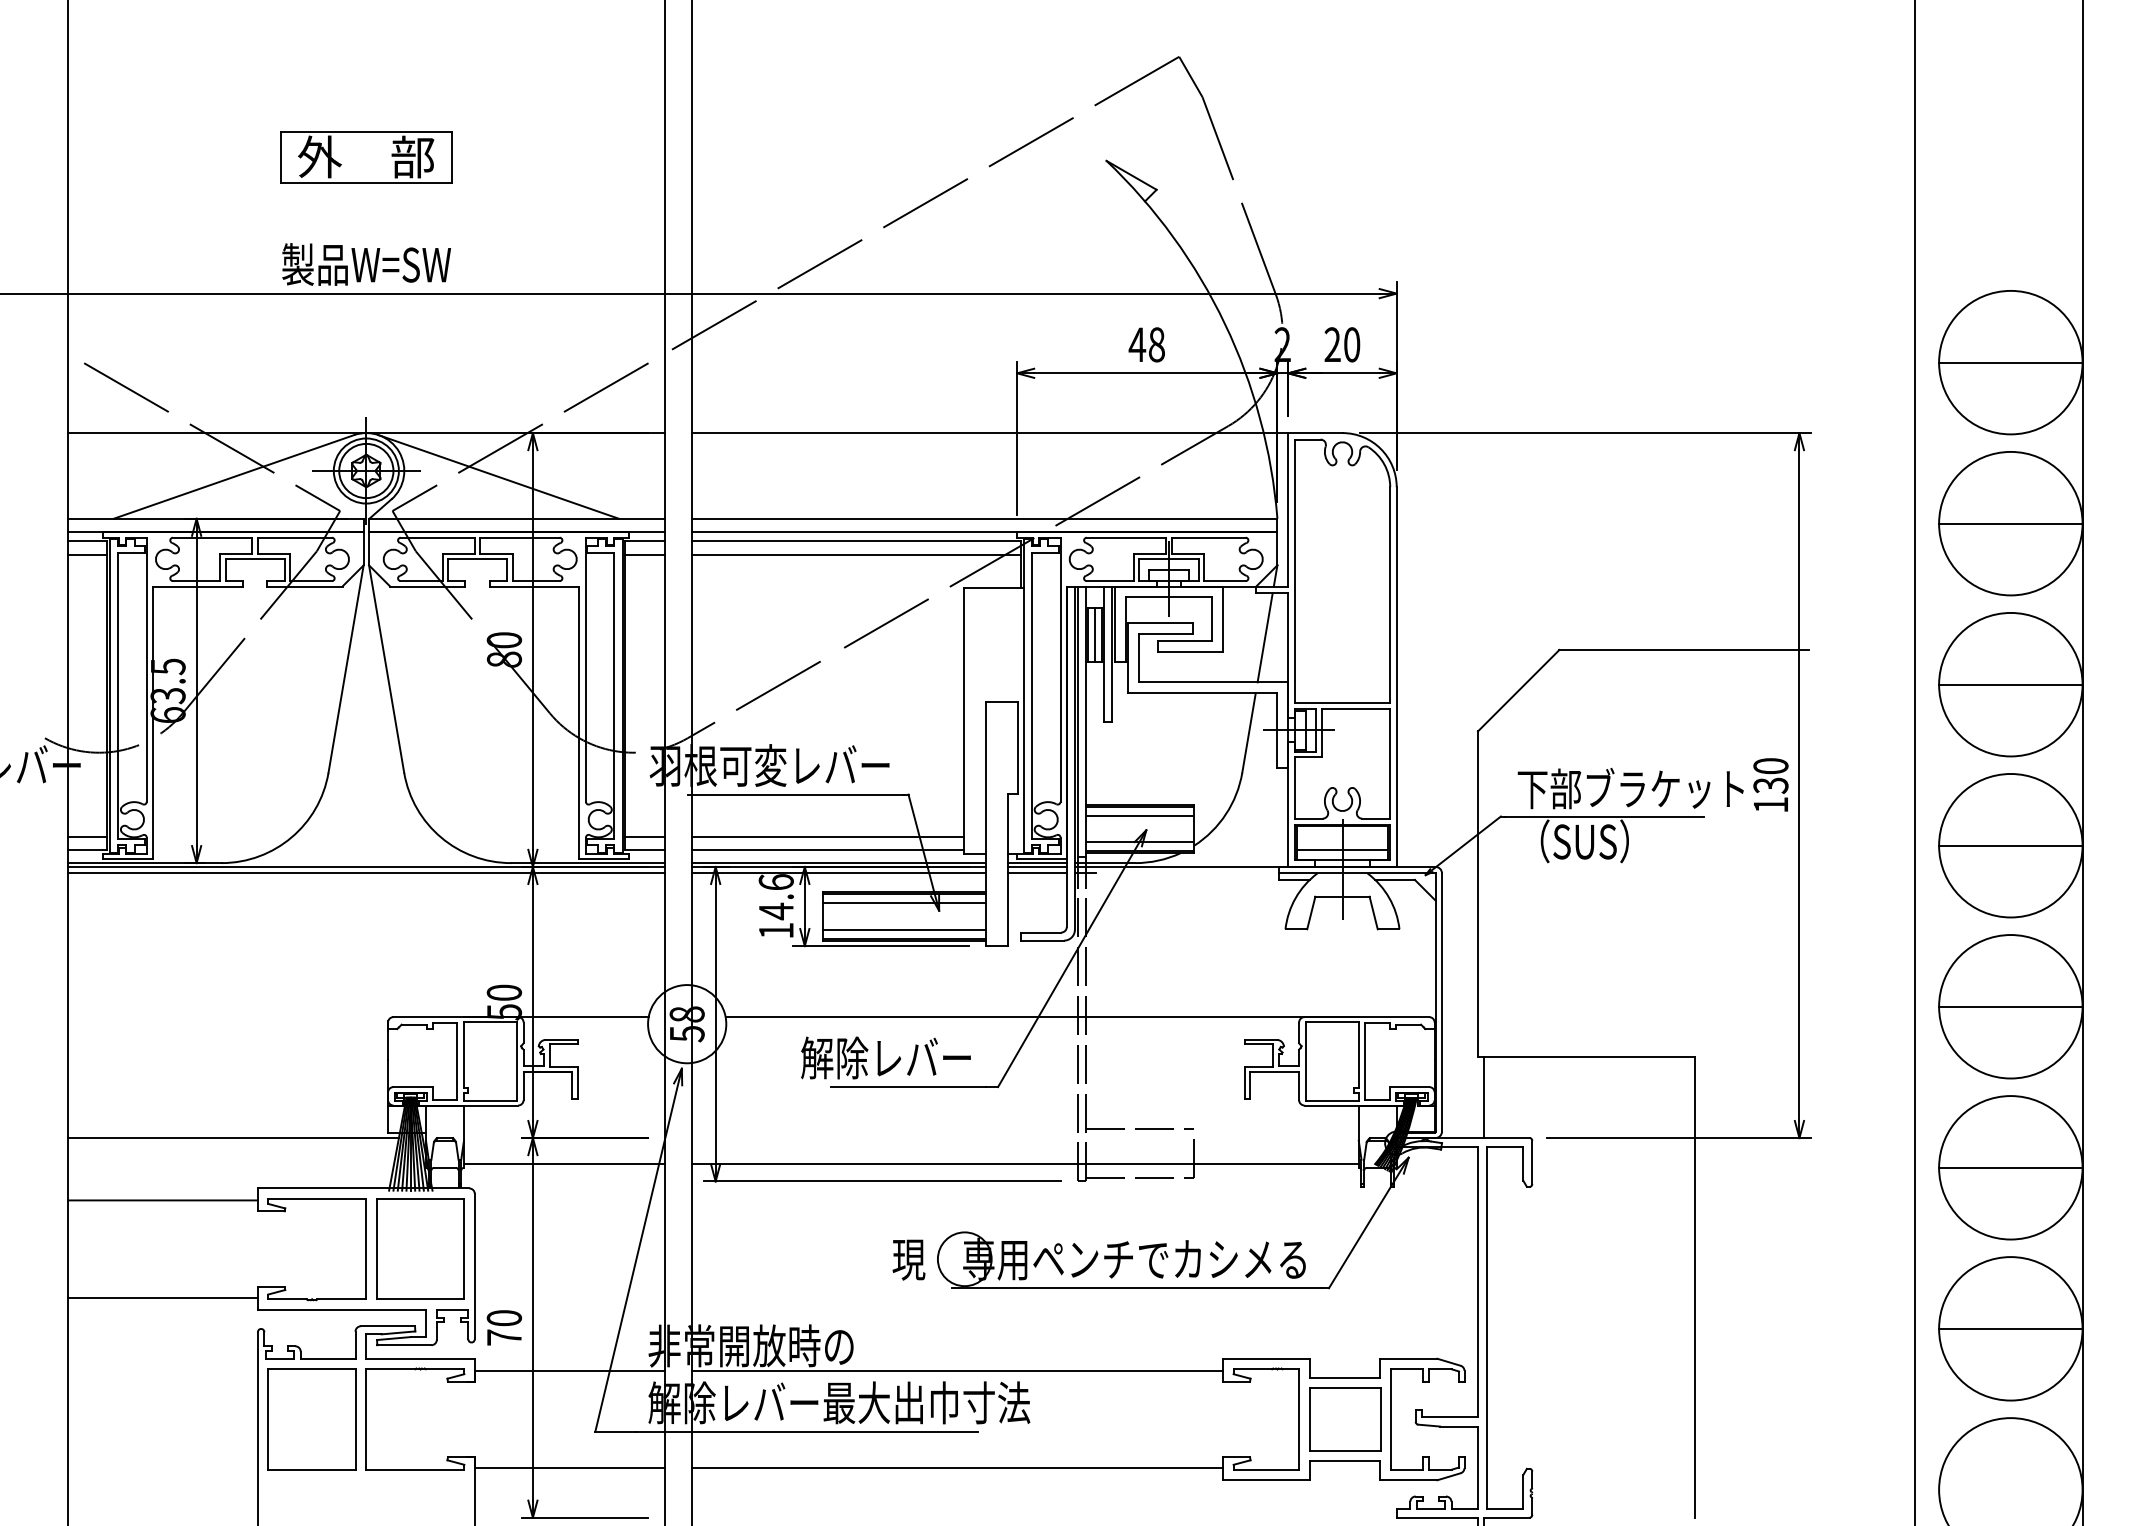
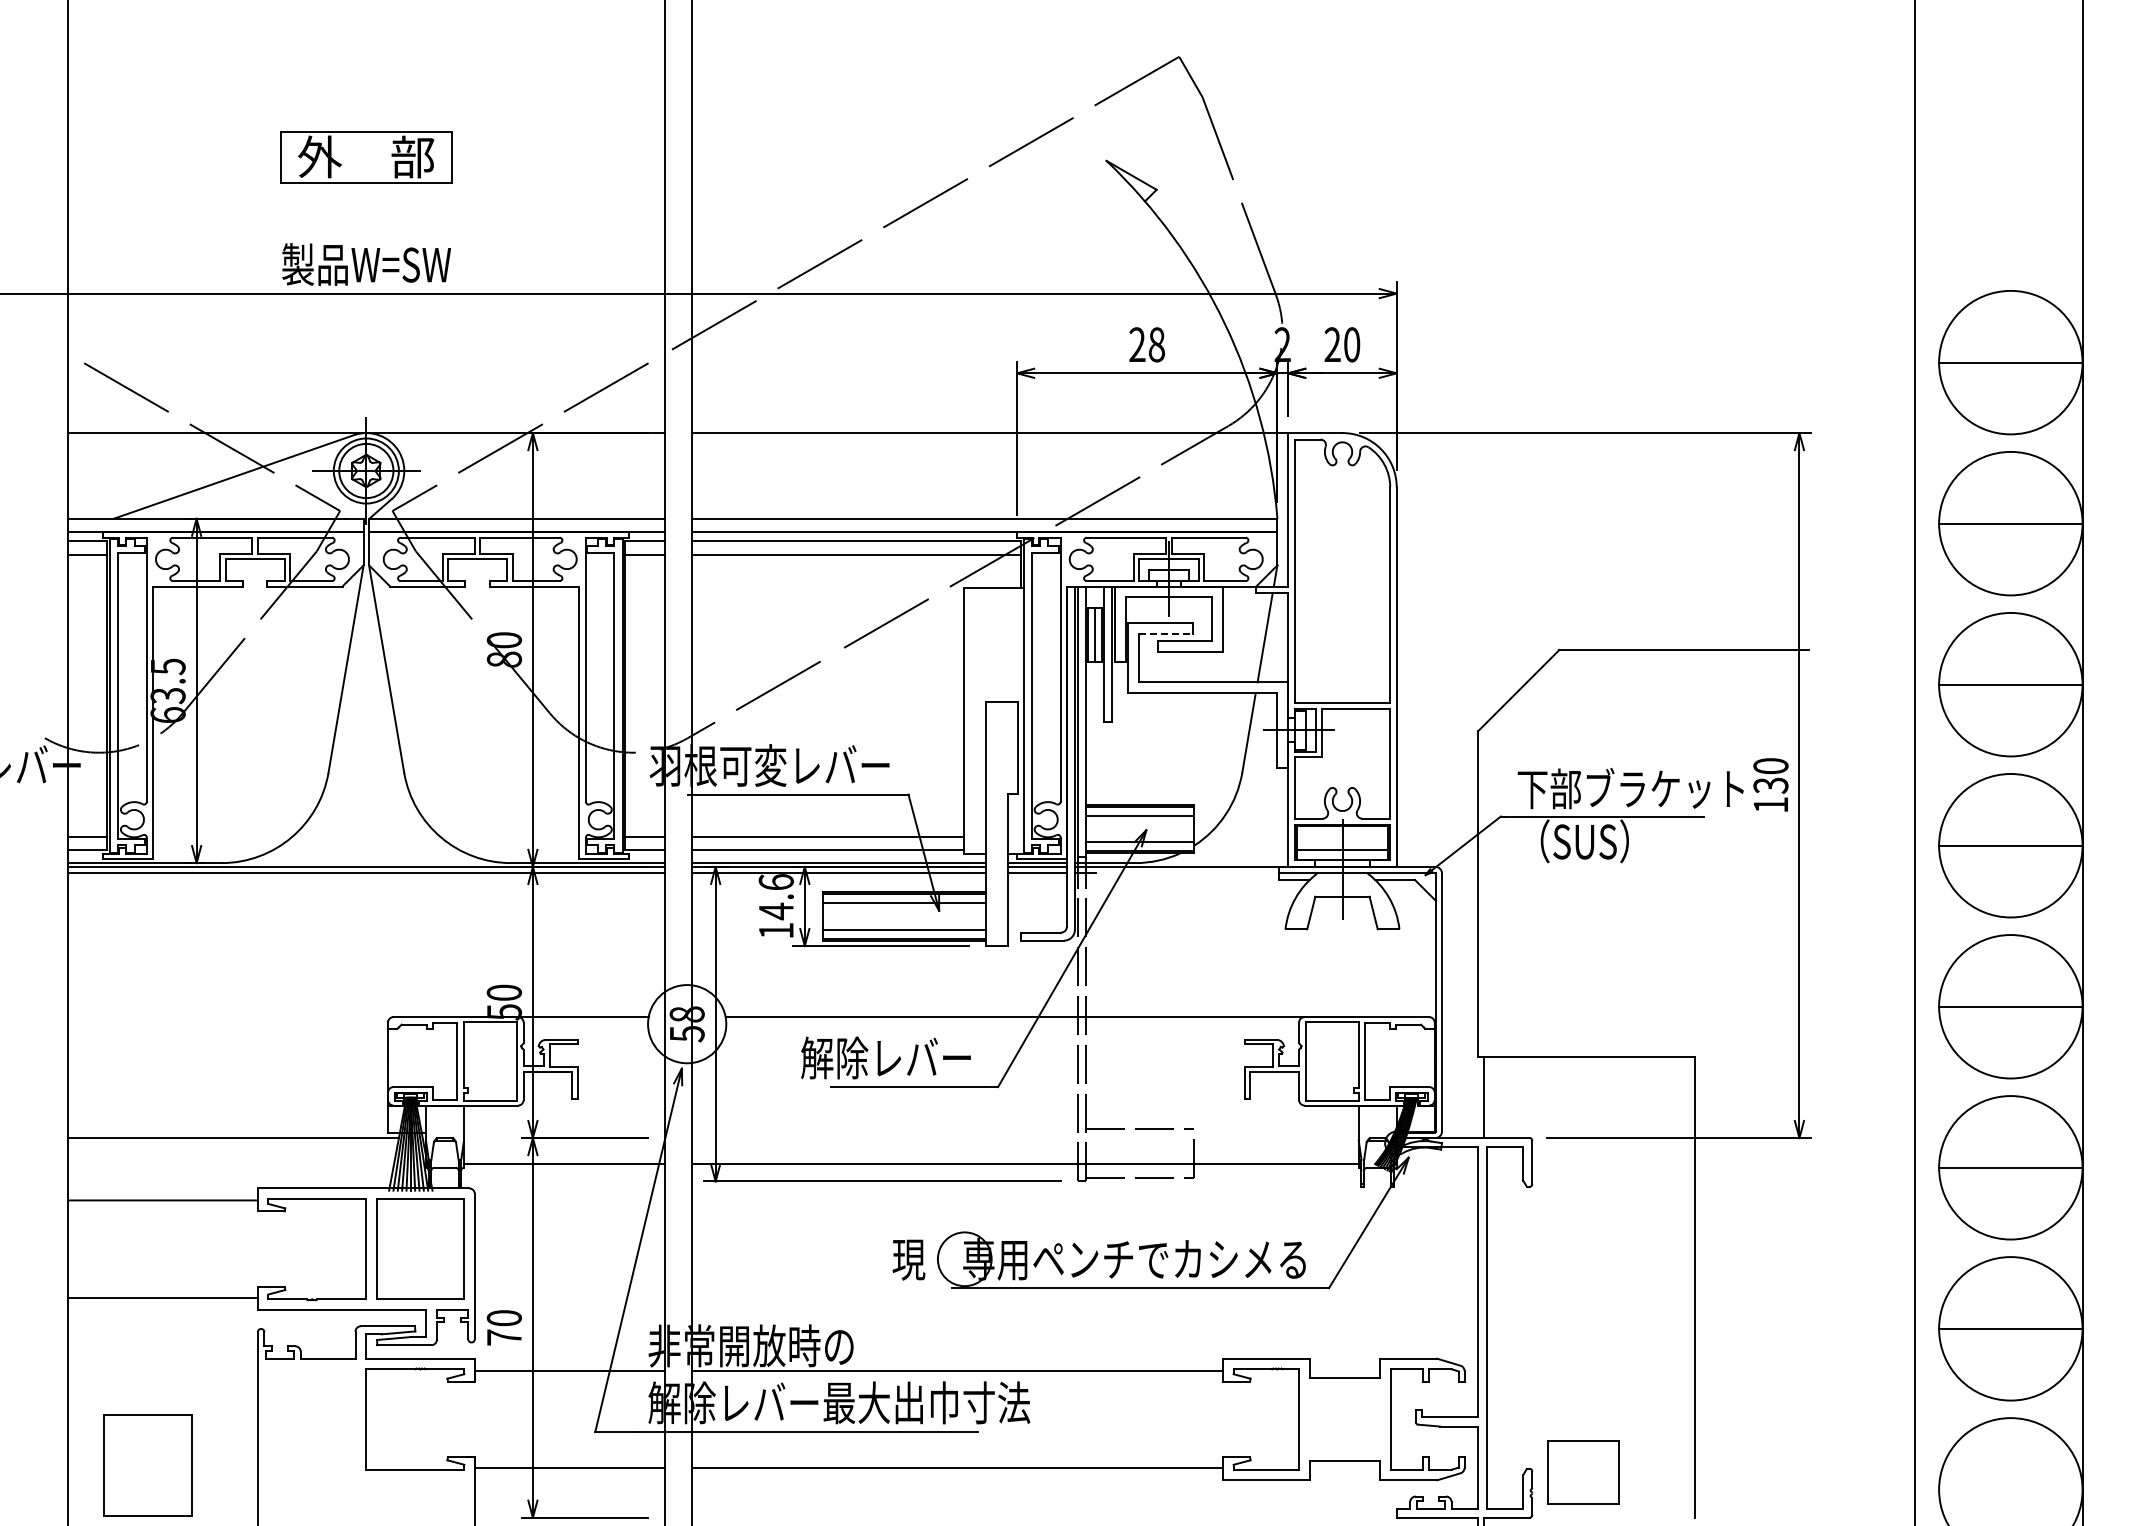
text: 48 -> 28 (1137, 344)
line: present -> none (498, 476)
line: solid -> dashed (1166, 633)
part position: (311, 1419) -> (147, 1465) (147, 1465)
part position: (1345, 1419) -> (1583, 1472) (1583, 1472)
